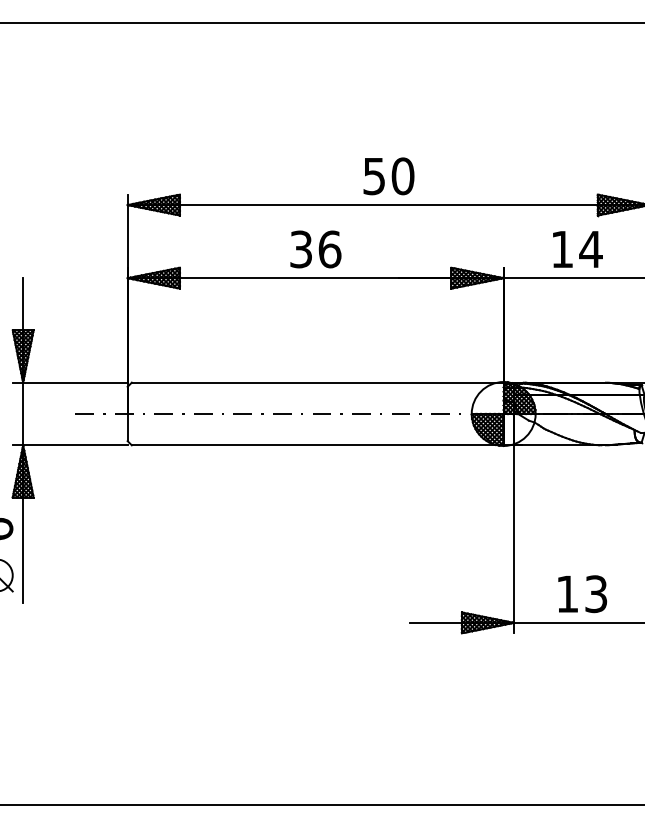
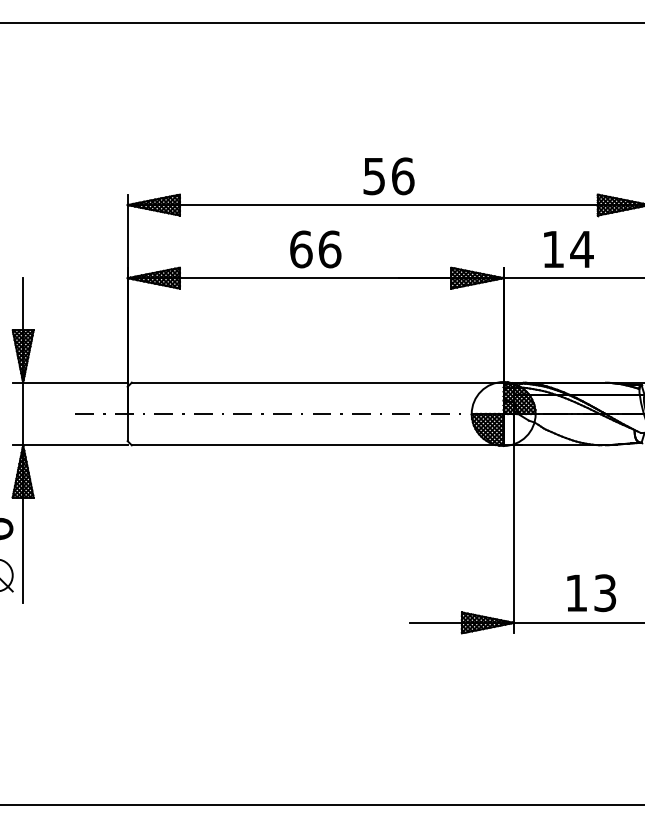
text: 50 -> 56 (402, 176)
text: 36 -> 66 (301, 249)
text position: (577, 249) -> (568, 249) (568, 249)
text position: (582, 594) -> (591, 593) (591, 593)
